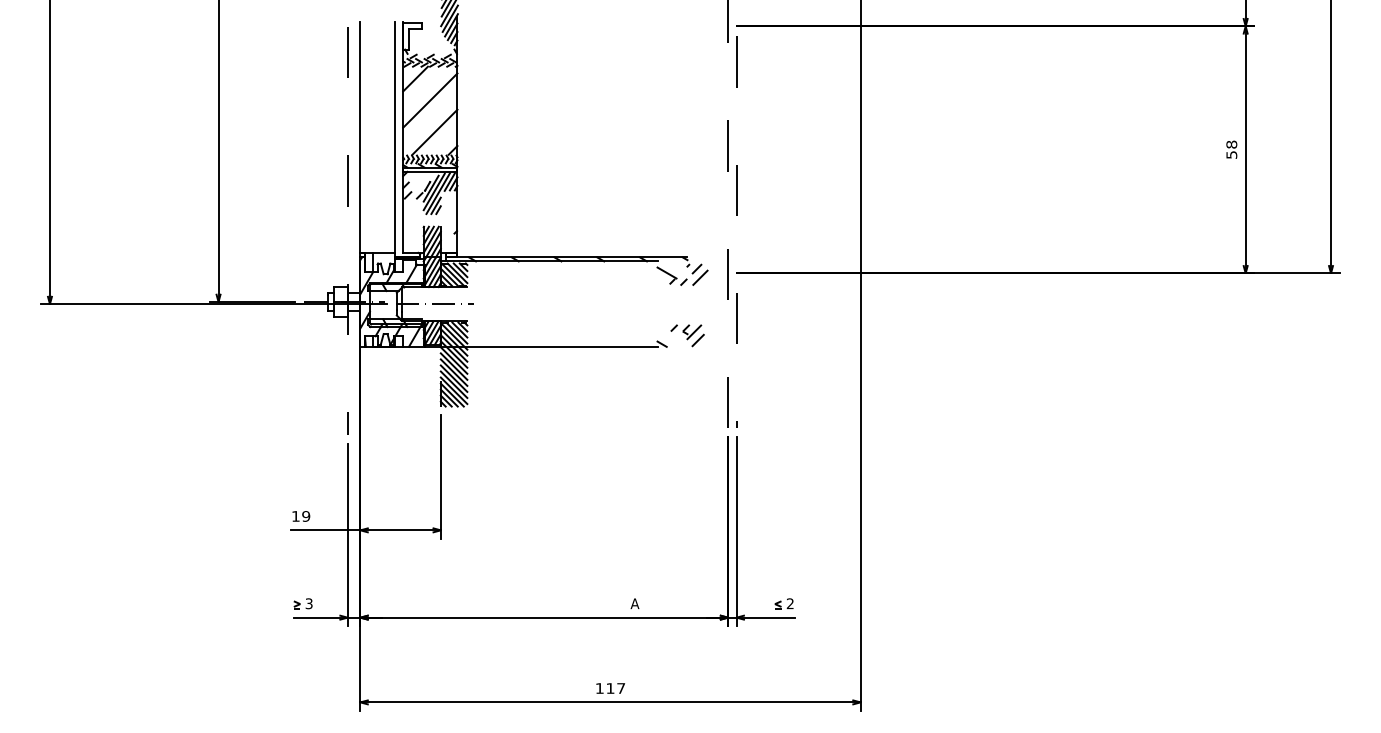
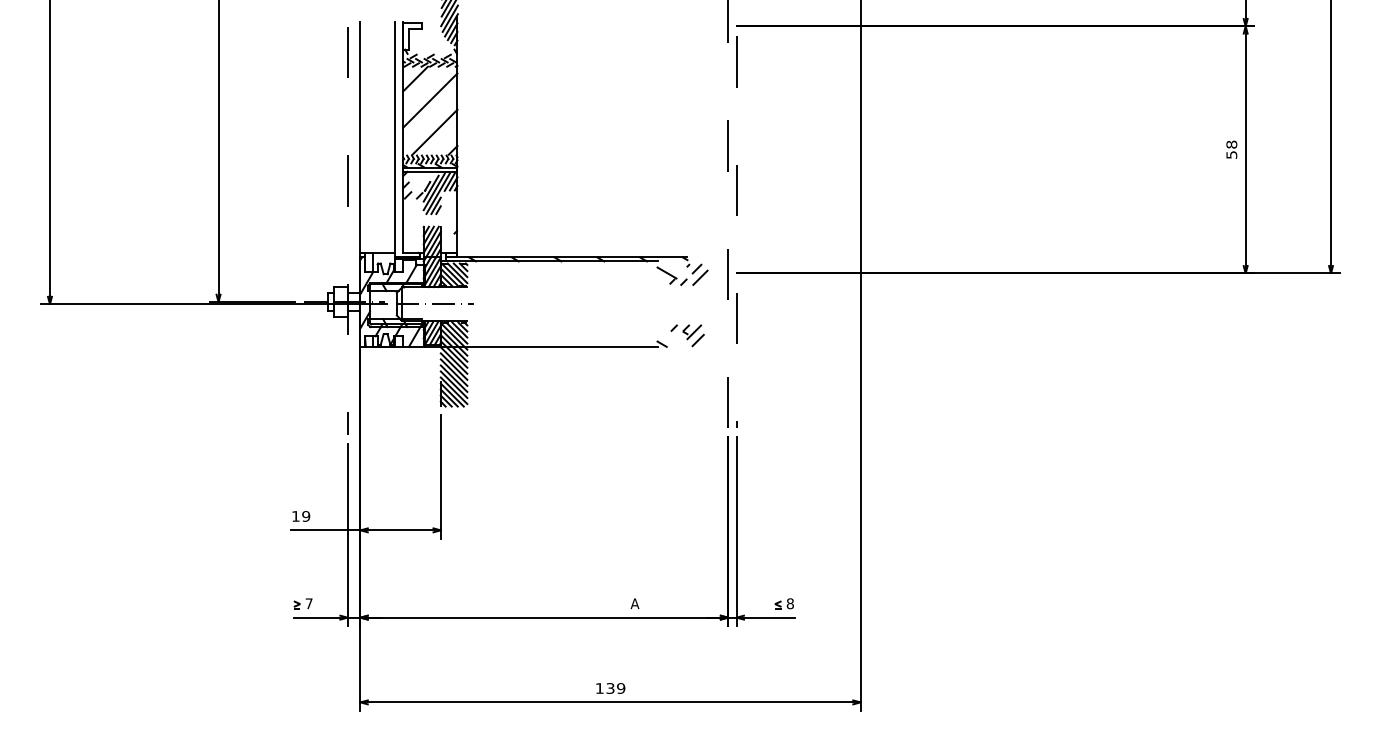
text: 3 -> 7 (308, 603)
text: 2 -> 8 (789, 603)
text: 117 -> 139 (615, 688)
